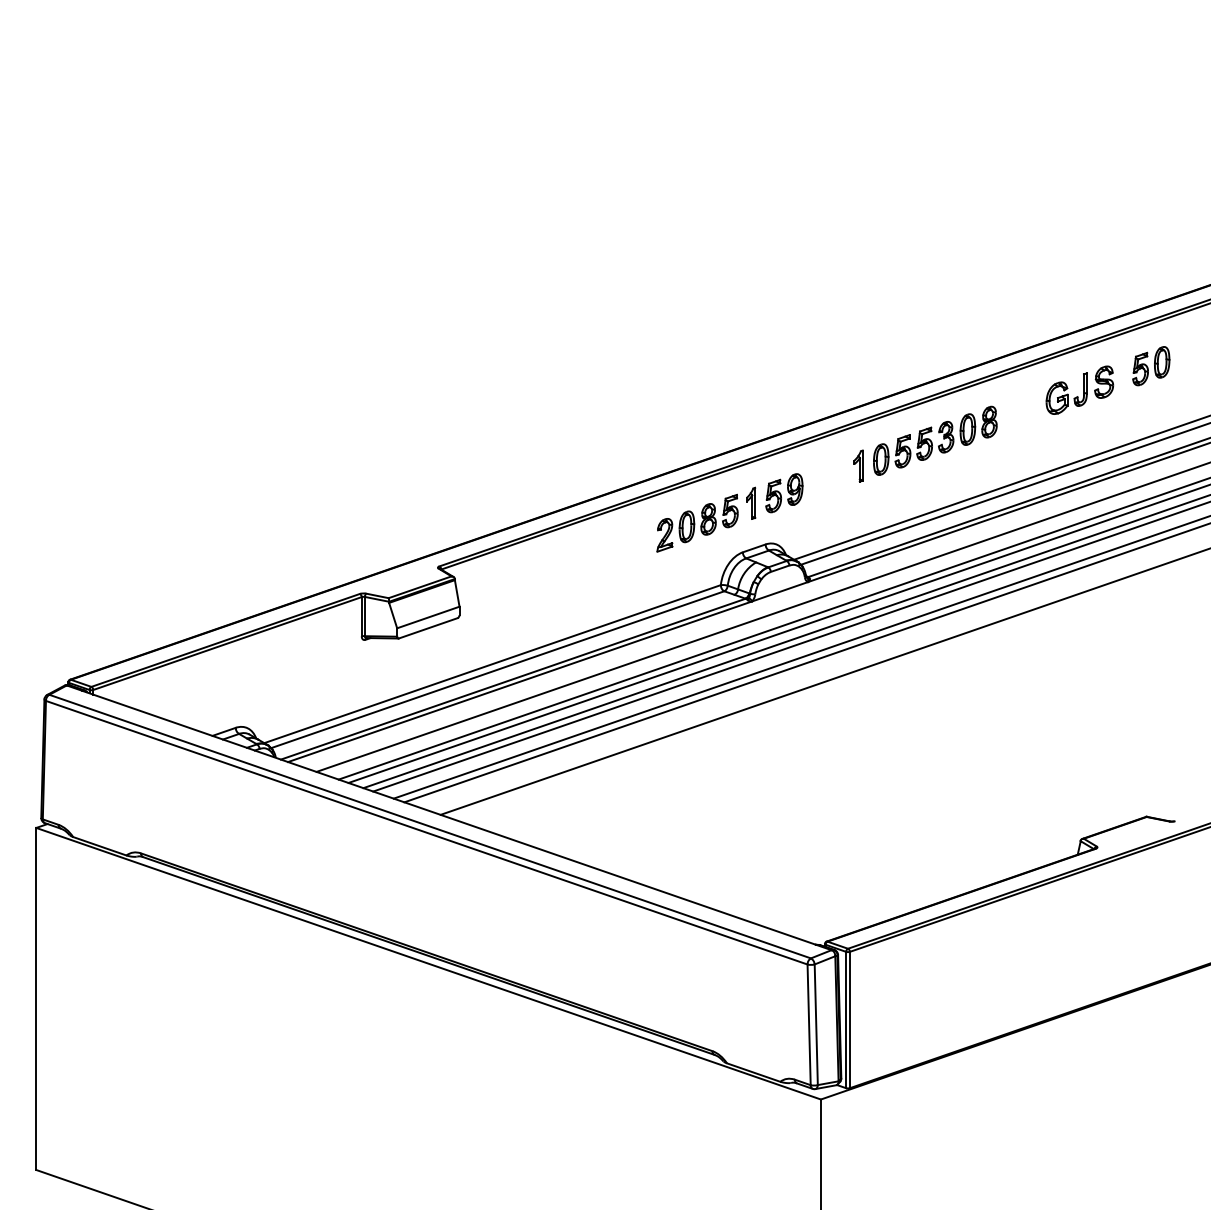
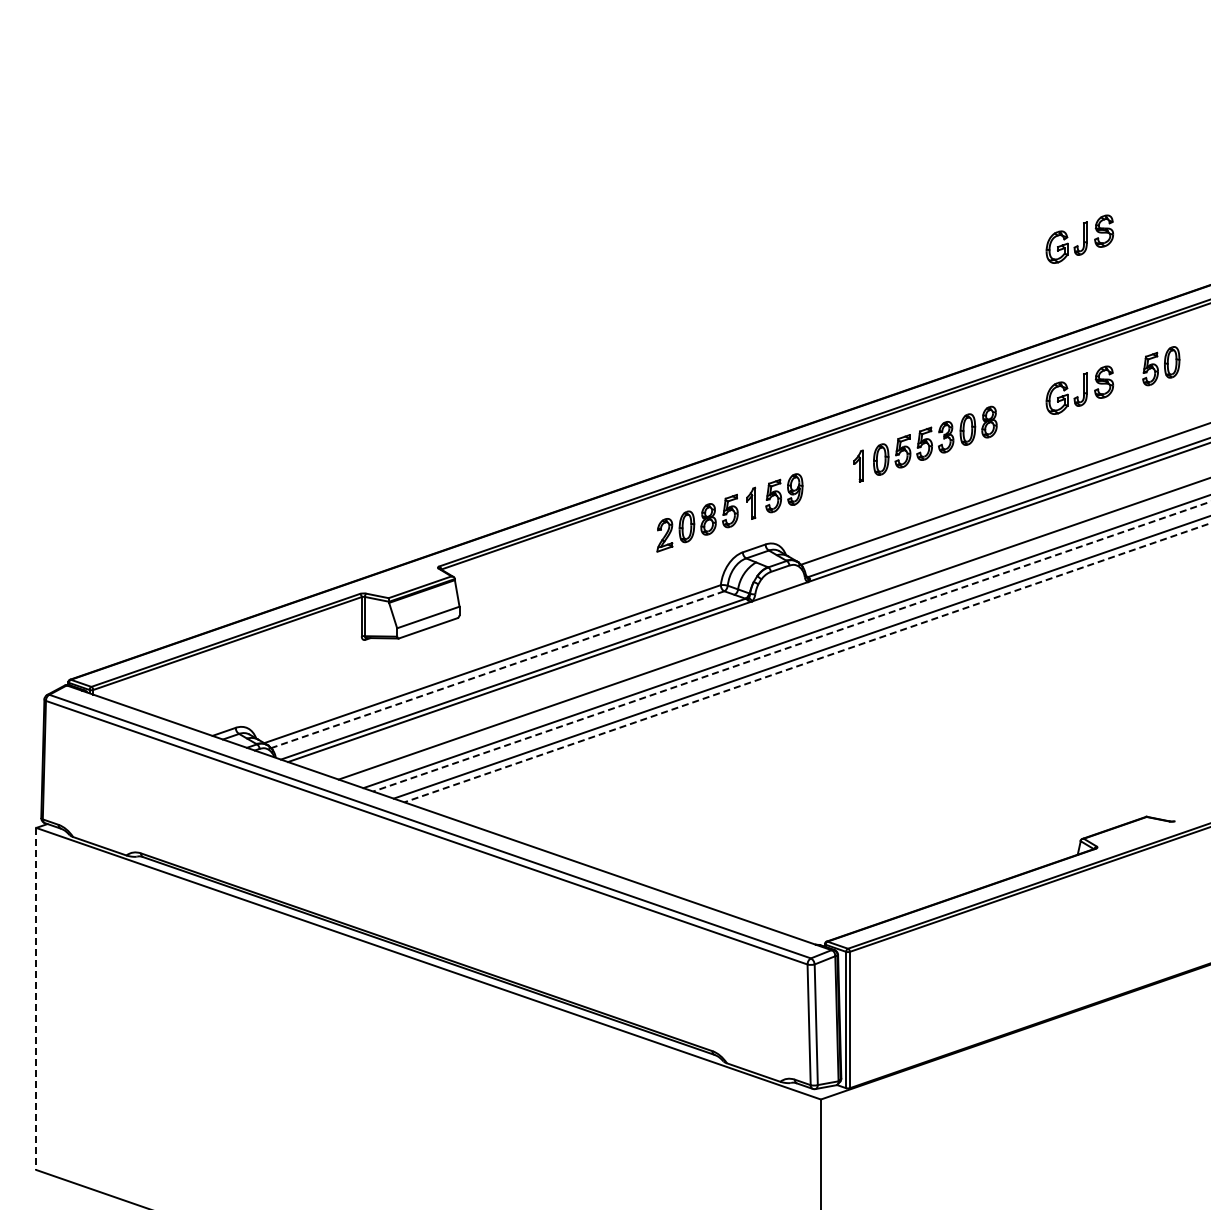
part: none -> present (1079, 238)
part position: (1151, 366) -> (1161, 366) (1161, 366)
line: present -> none (1000, 487)
line: present -> none (761, 617)
line: present -> none (777, 633)
line: solid -> dashed (791, 646)
line: solid -> dashed (806, 663)
line: solid -> dashed (497, 669)
line: present -> none (823, 681)
line: solid -> dashed (36, 999)
